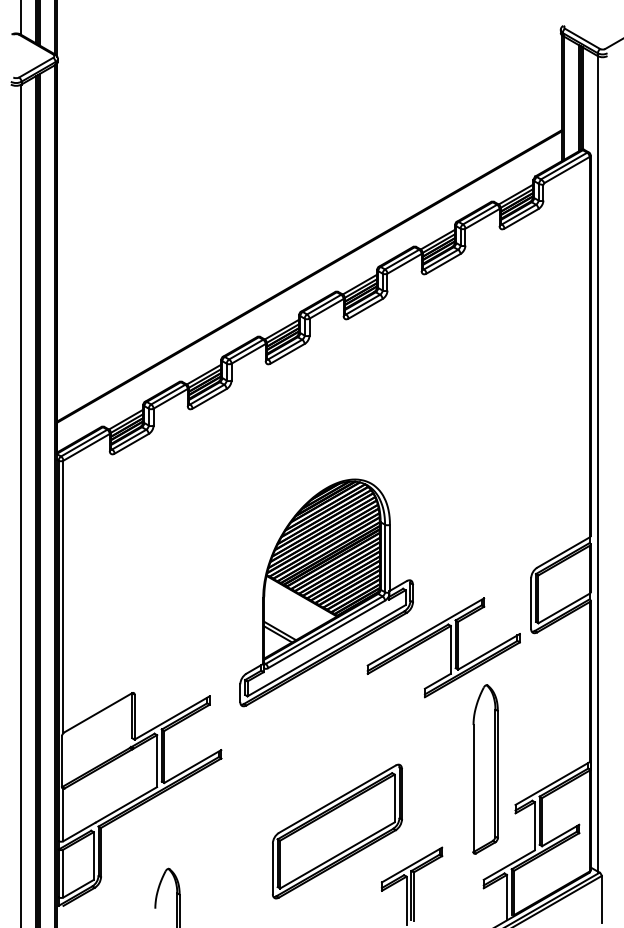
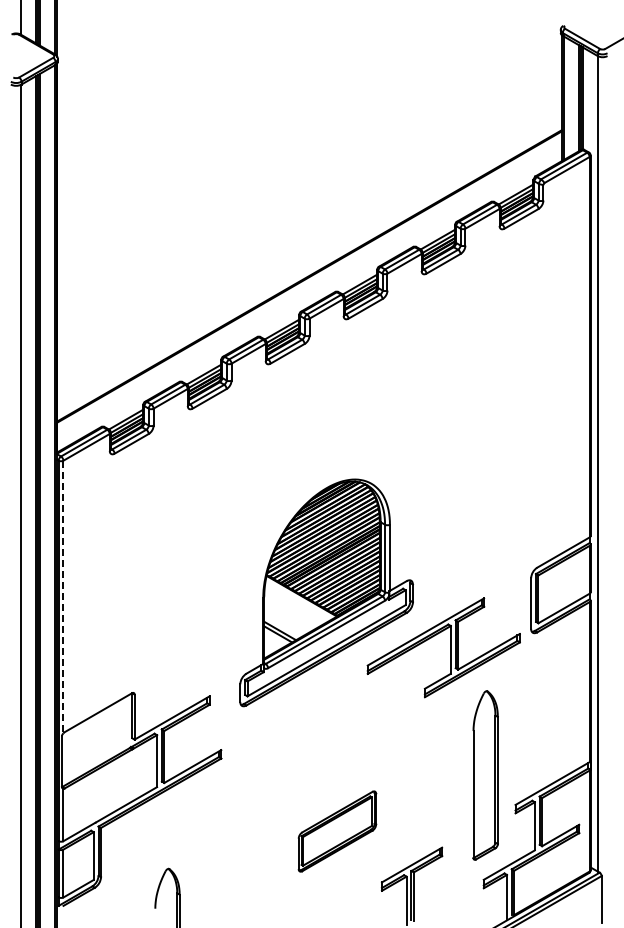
line: solid -> dashed (63, 597)
part position: (485, 769) -> (485, 775) (485, 775)
part size: 131x137 px -> 81x83 px (337, 831)
